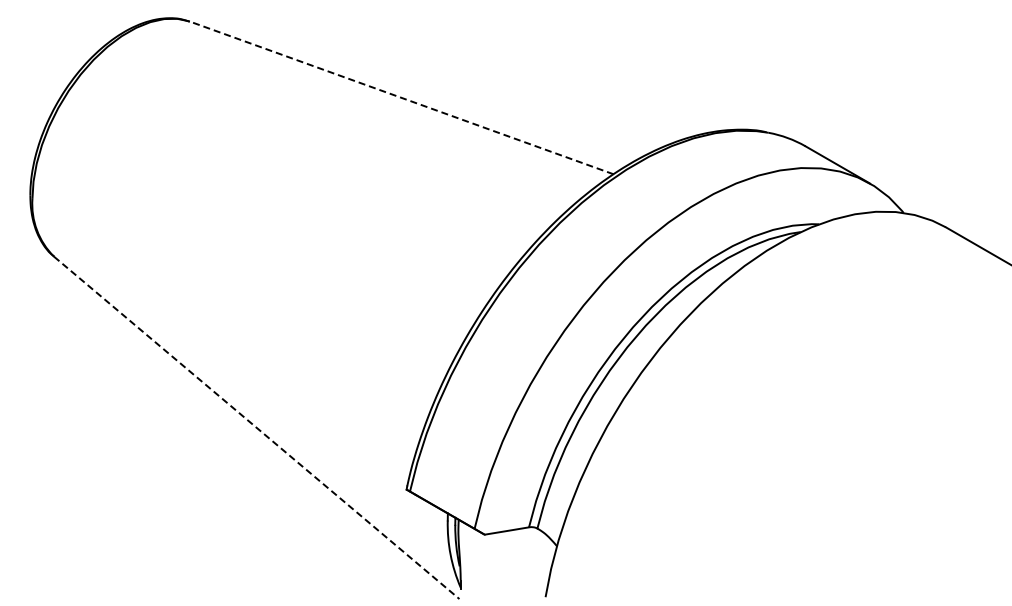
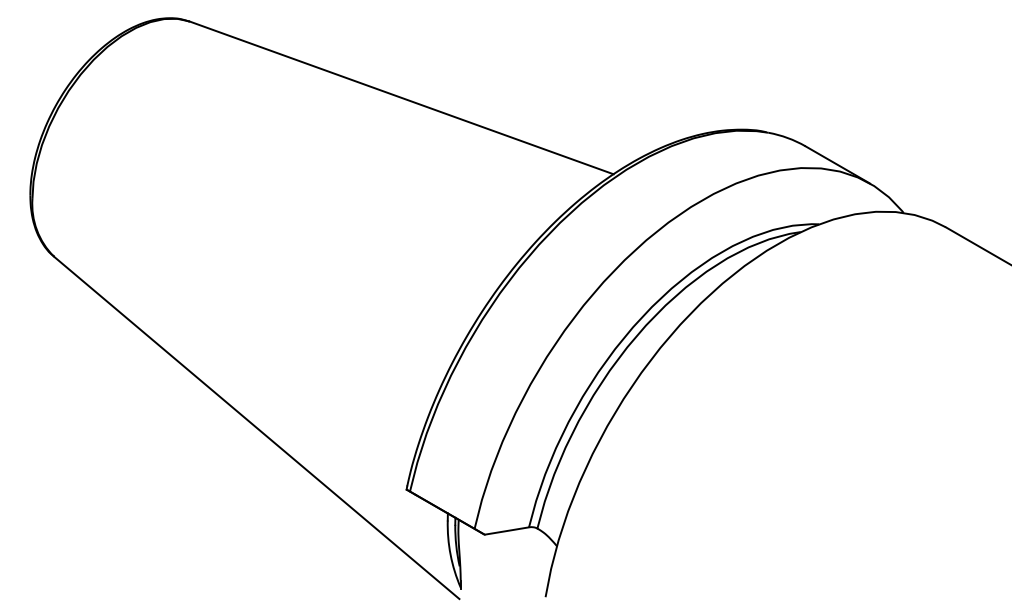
line: dashed -> solid (401, 97)
line: dashed -> solid (257, 428)
